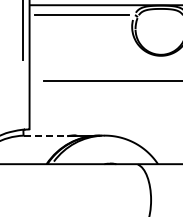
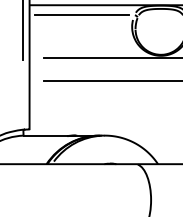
line: none -> present (111, 57)
line: dashed -> solid (49, 135)
